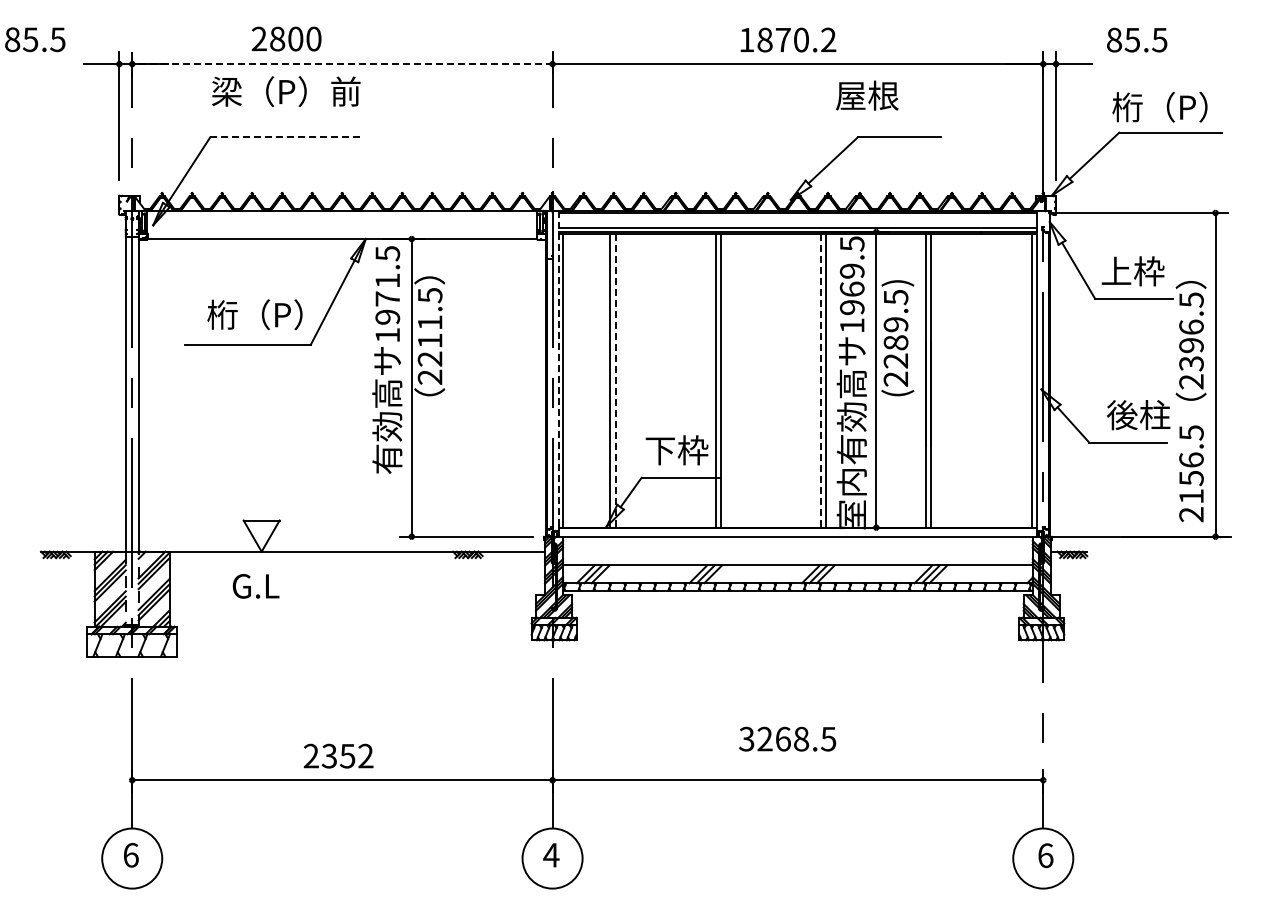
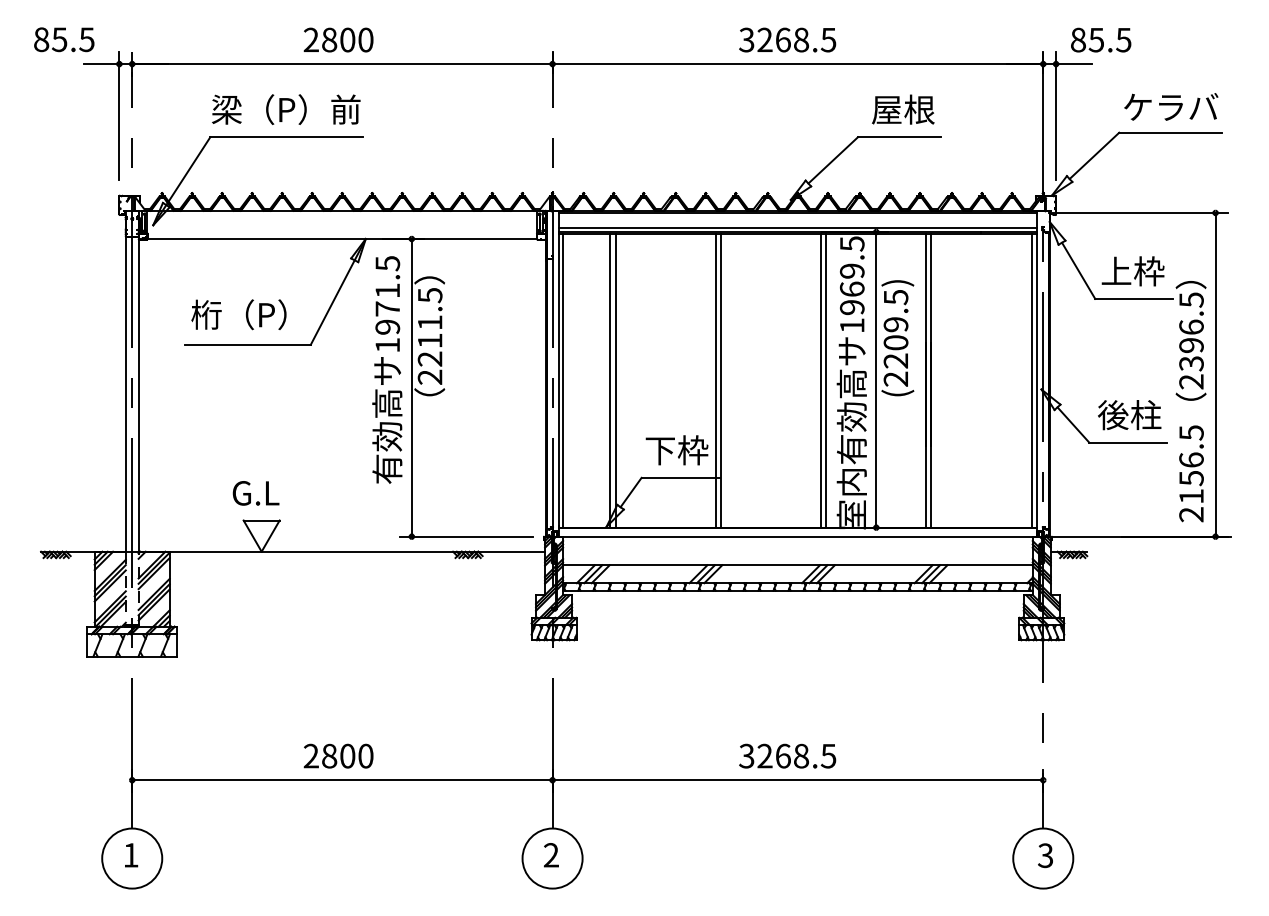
text position: (286, 38) -> (338, 39) (338, 39)
text position: (35, 39) -> (64, 39) (64, 39)
text: 1870.2 -> 3268.5 (787, 39)
text position: (1137, 39) -> (1101, 39) (1101, 39)
line: dashed -> solid (341, 64)
text position: (286, 91) -> (286, 109) (286, 109)
text position: (867, 95) -> (903, 109) (903, 109)
text: 桁（P） -> ケラバ (1165, 106)
line: dashed -> solid (287, 137)
text position: (254, 314) -> (238, 314) (238, 314)
text: (2289.5) -> (2209.5) (896, 342)
text position: (387, 359) -> (387, 369) (387, 369)
line: dashed -> solid (558, 368)
line: dashed -> solid (616, 381)
line: dashed -> solid (820, 381)
text position: (1138, 415) -> (1129, 415) (1129, 415)
text position: (255, 586) -> (255, 493) (255, 493)
text position: (787, 738) -> (787, 755) (787, 755)
text: 2352 -> 2800 (347, 755)
text: 6 -> 1 (131, 855)
text: 4 -> 2 (551, 855)
text: 6 -> 3 (1045, 855)
